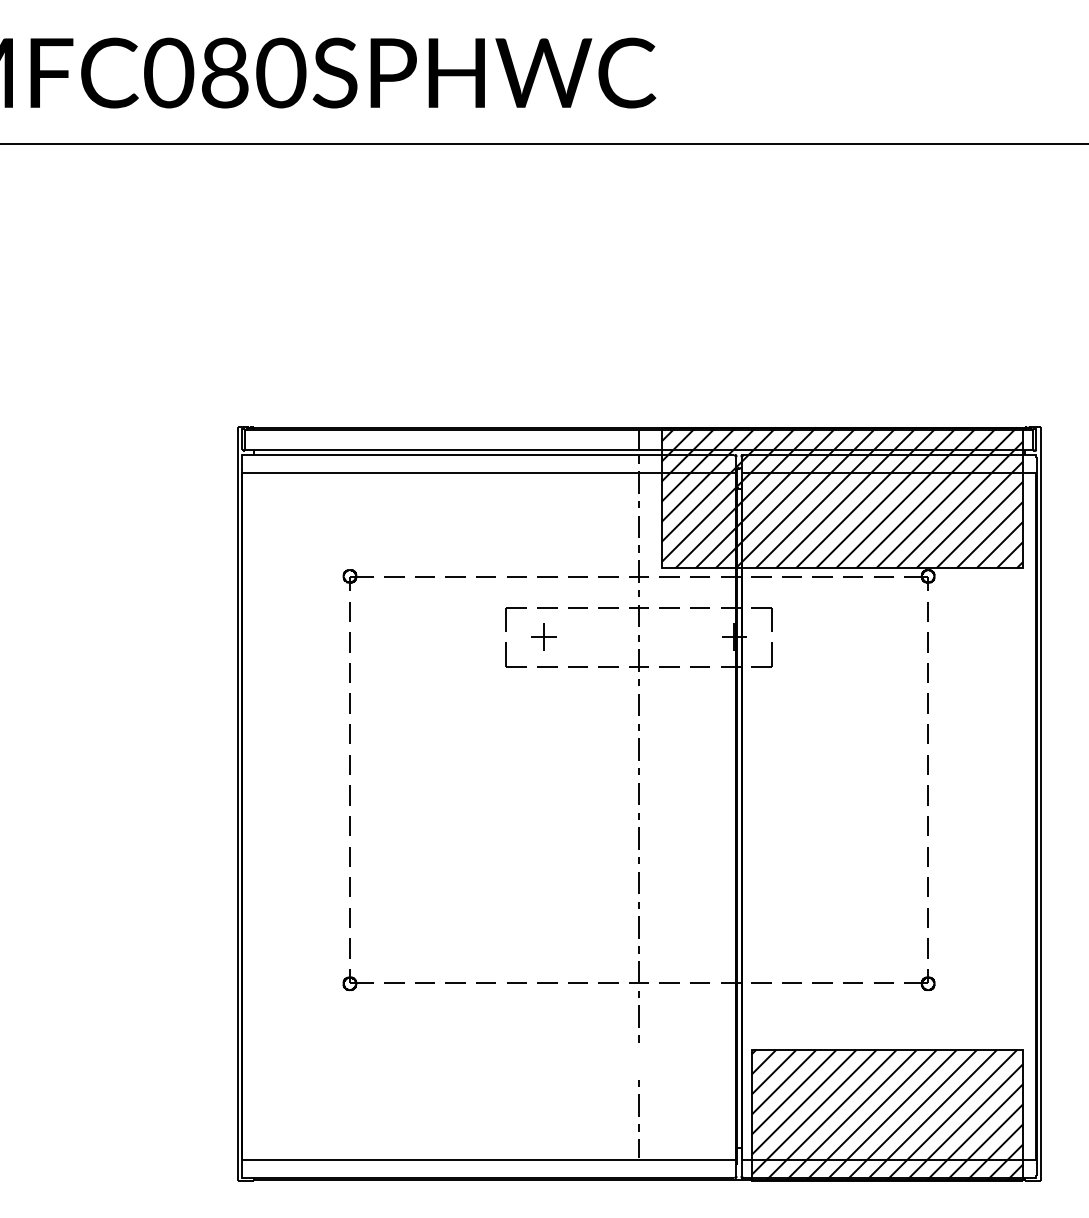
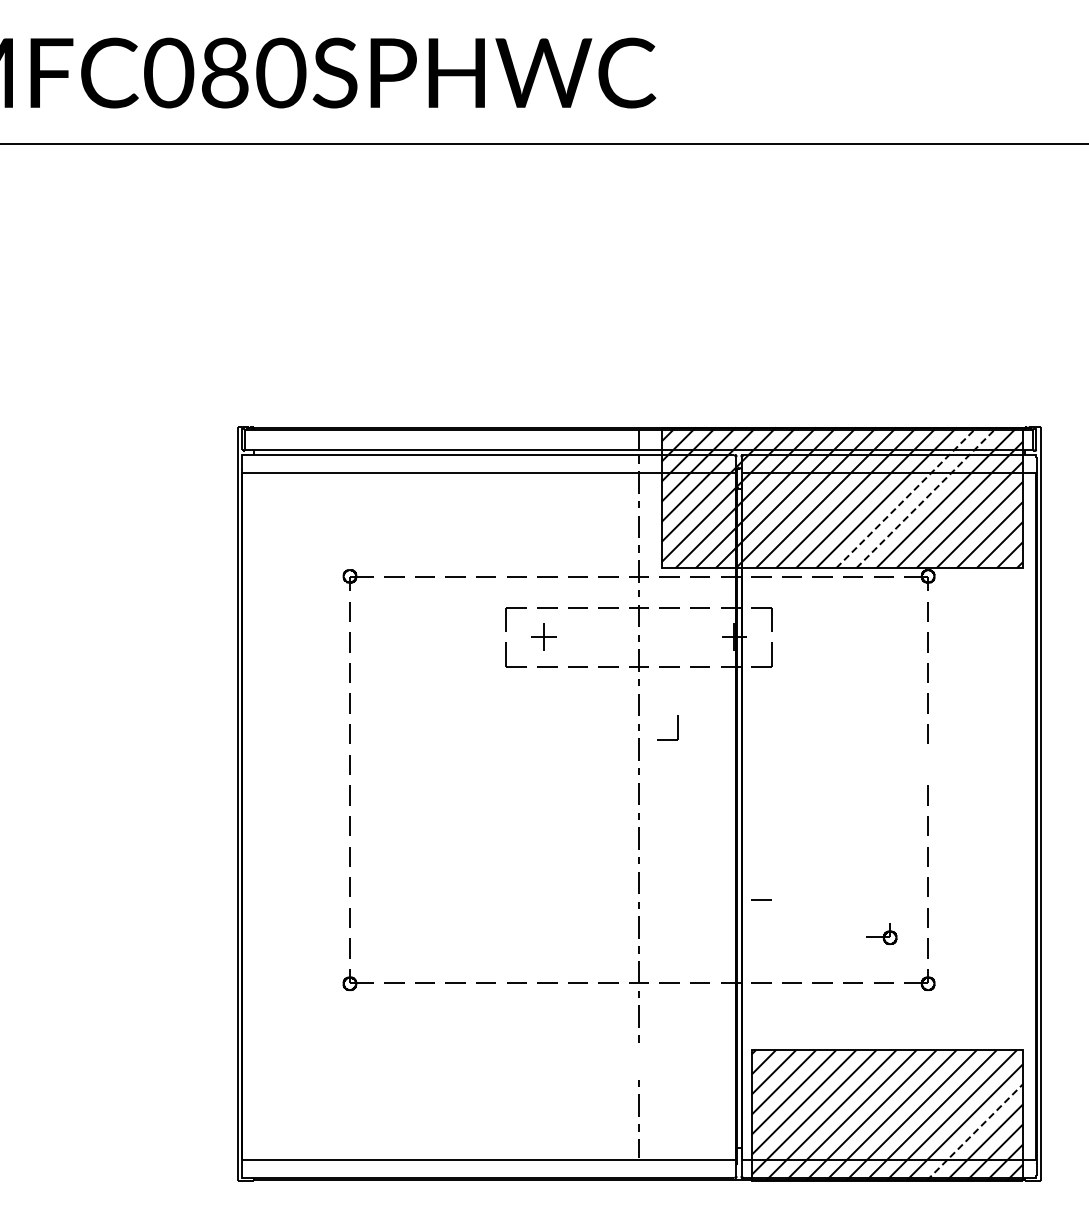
line: solid -> dashed (906, 497)
line: solid -> dashed (927, 497)
part: none -> present (677, 727)
line: present -> none (927, 764)
line: none -> present (761, 899)
part: none -> present (881, 933)
line: solid -> dashed (974, 1132)
